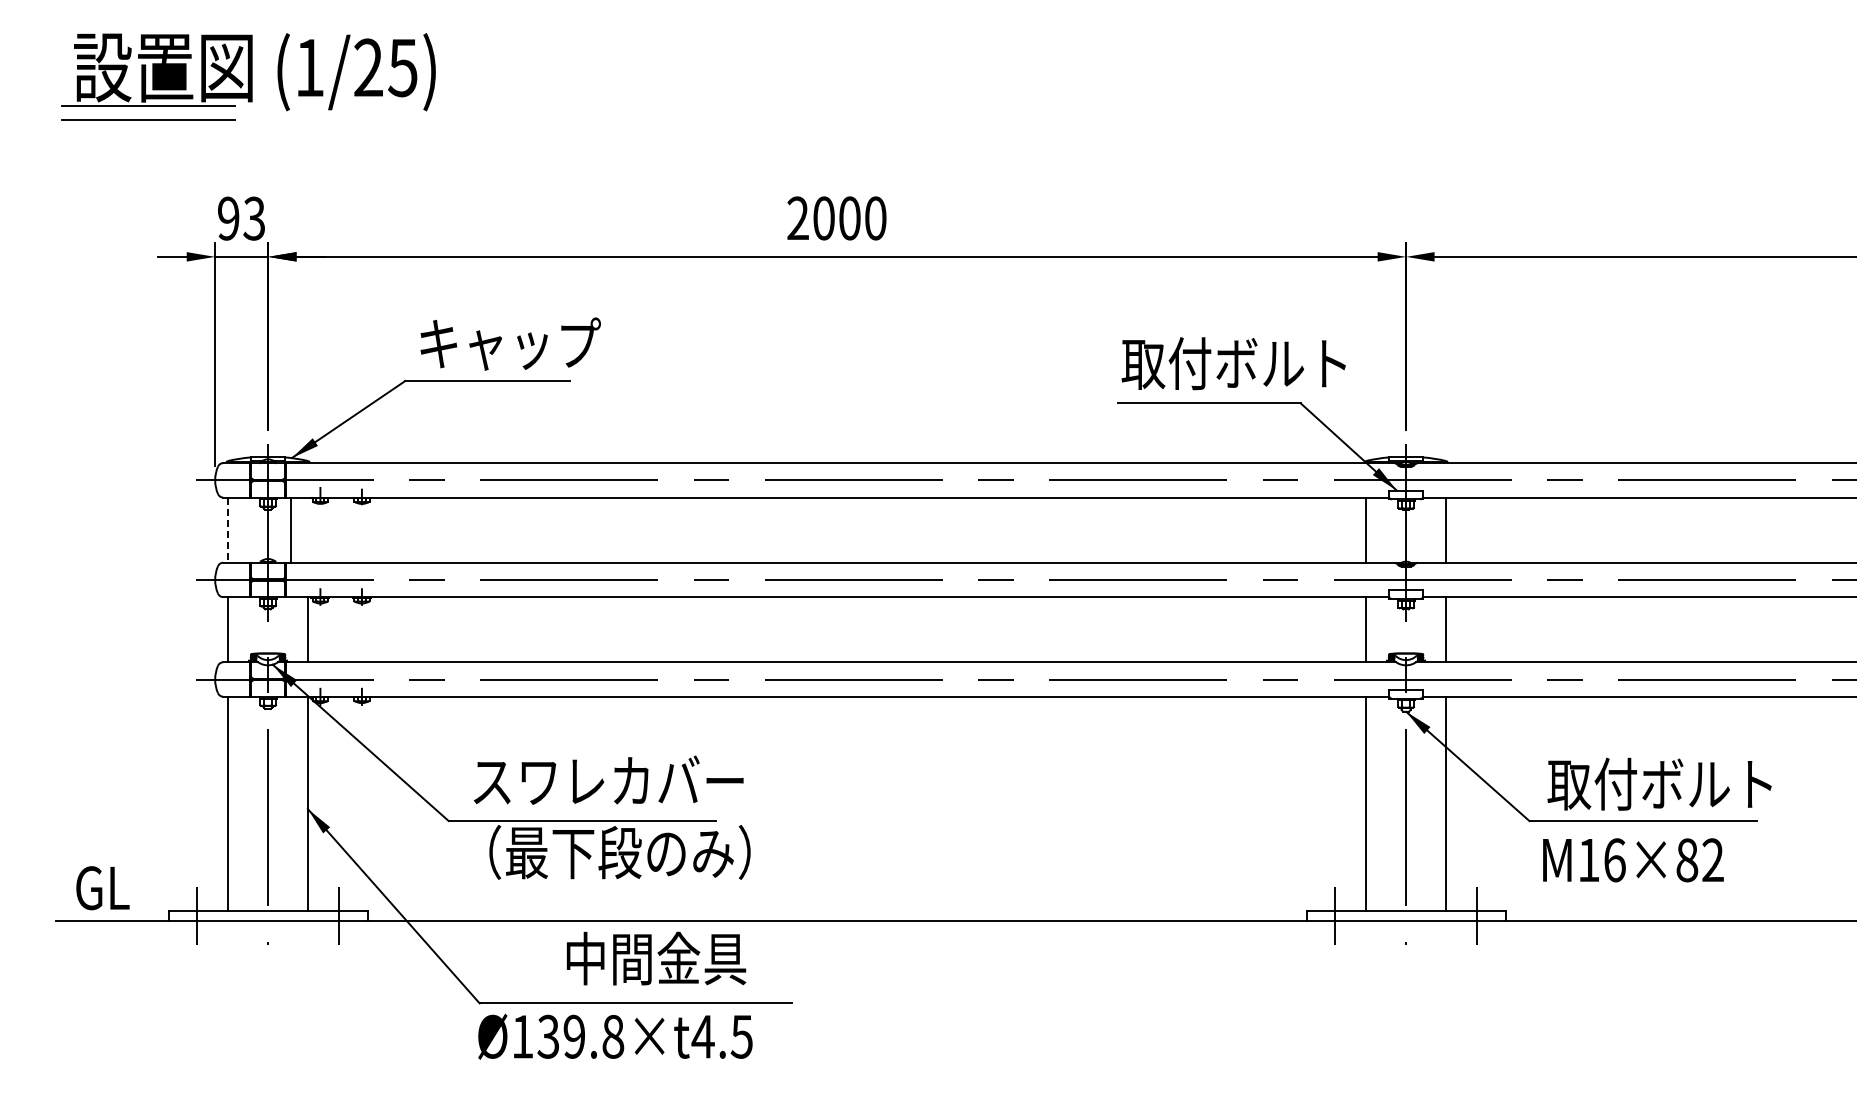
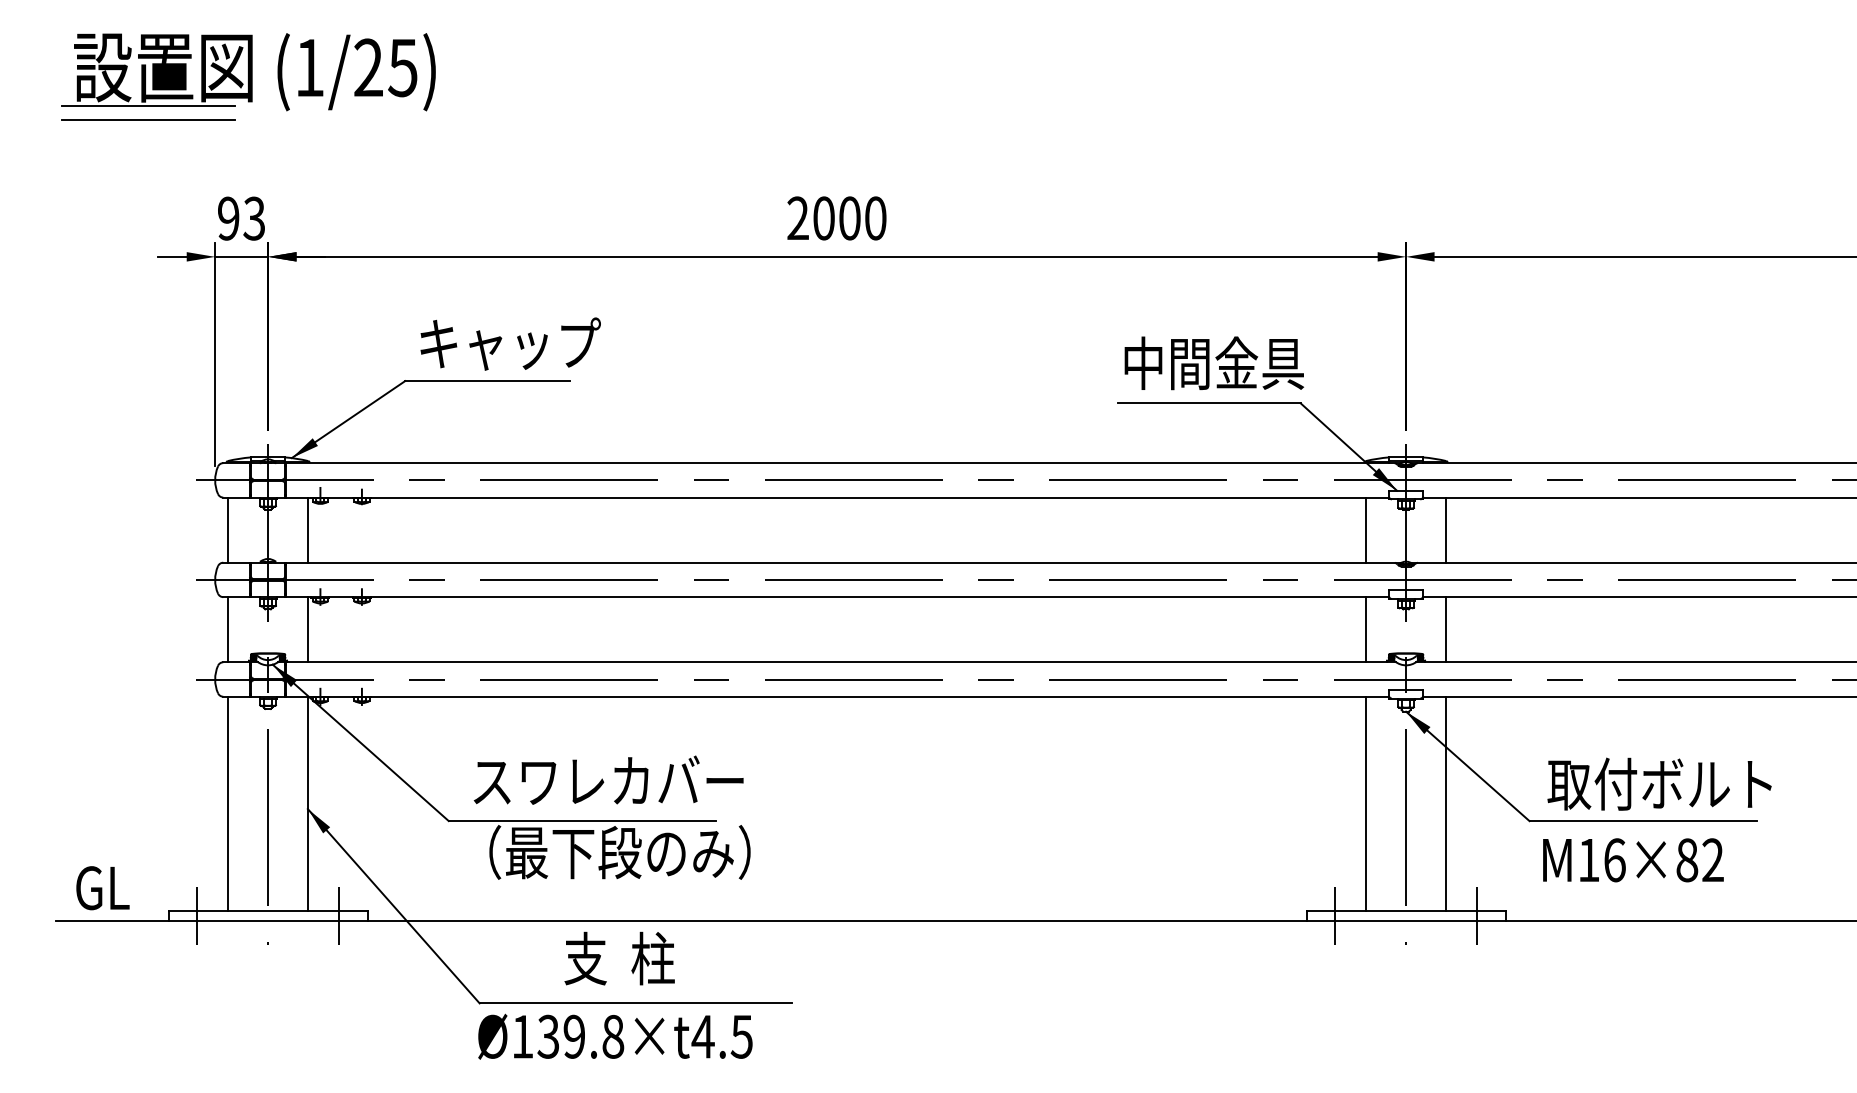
text: 取付ボルト -> 中間金具 (1233, 363)
line position: (290, 529) -> (307, 529) (307, 529)
line: dashed -> solid (228, 530)
text: 中間金具 -> 支  柱 (655, 958)
